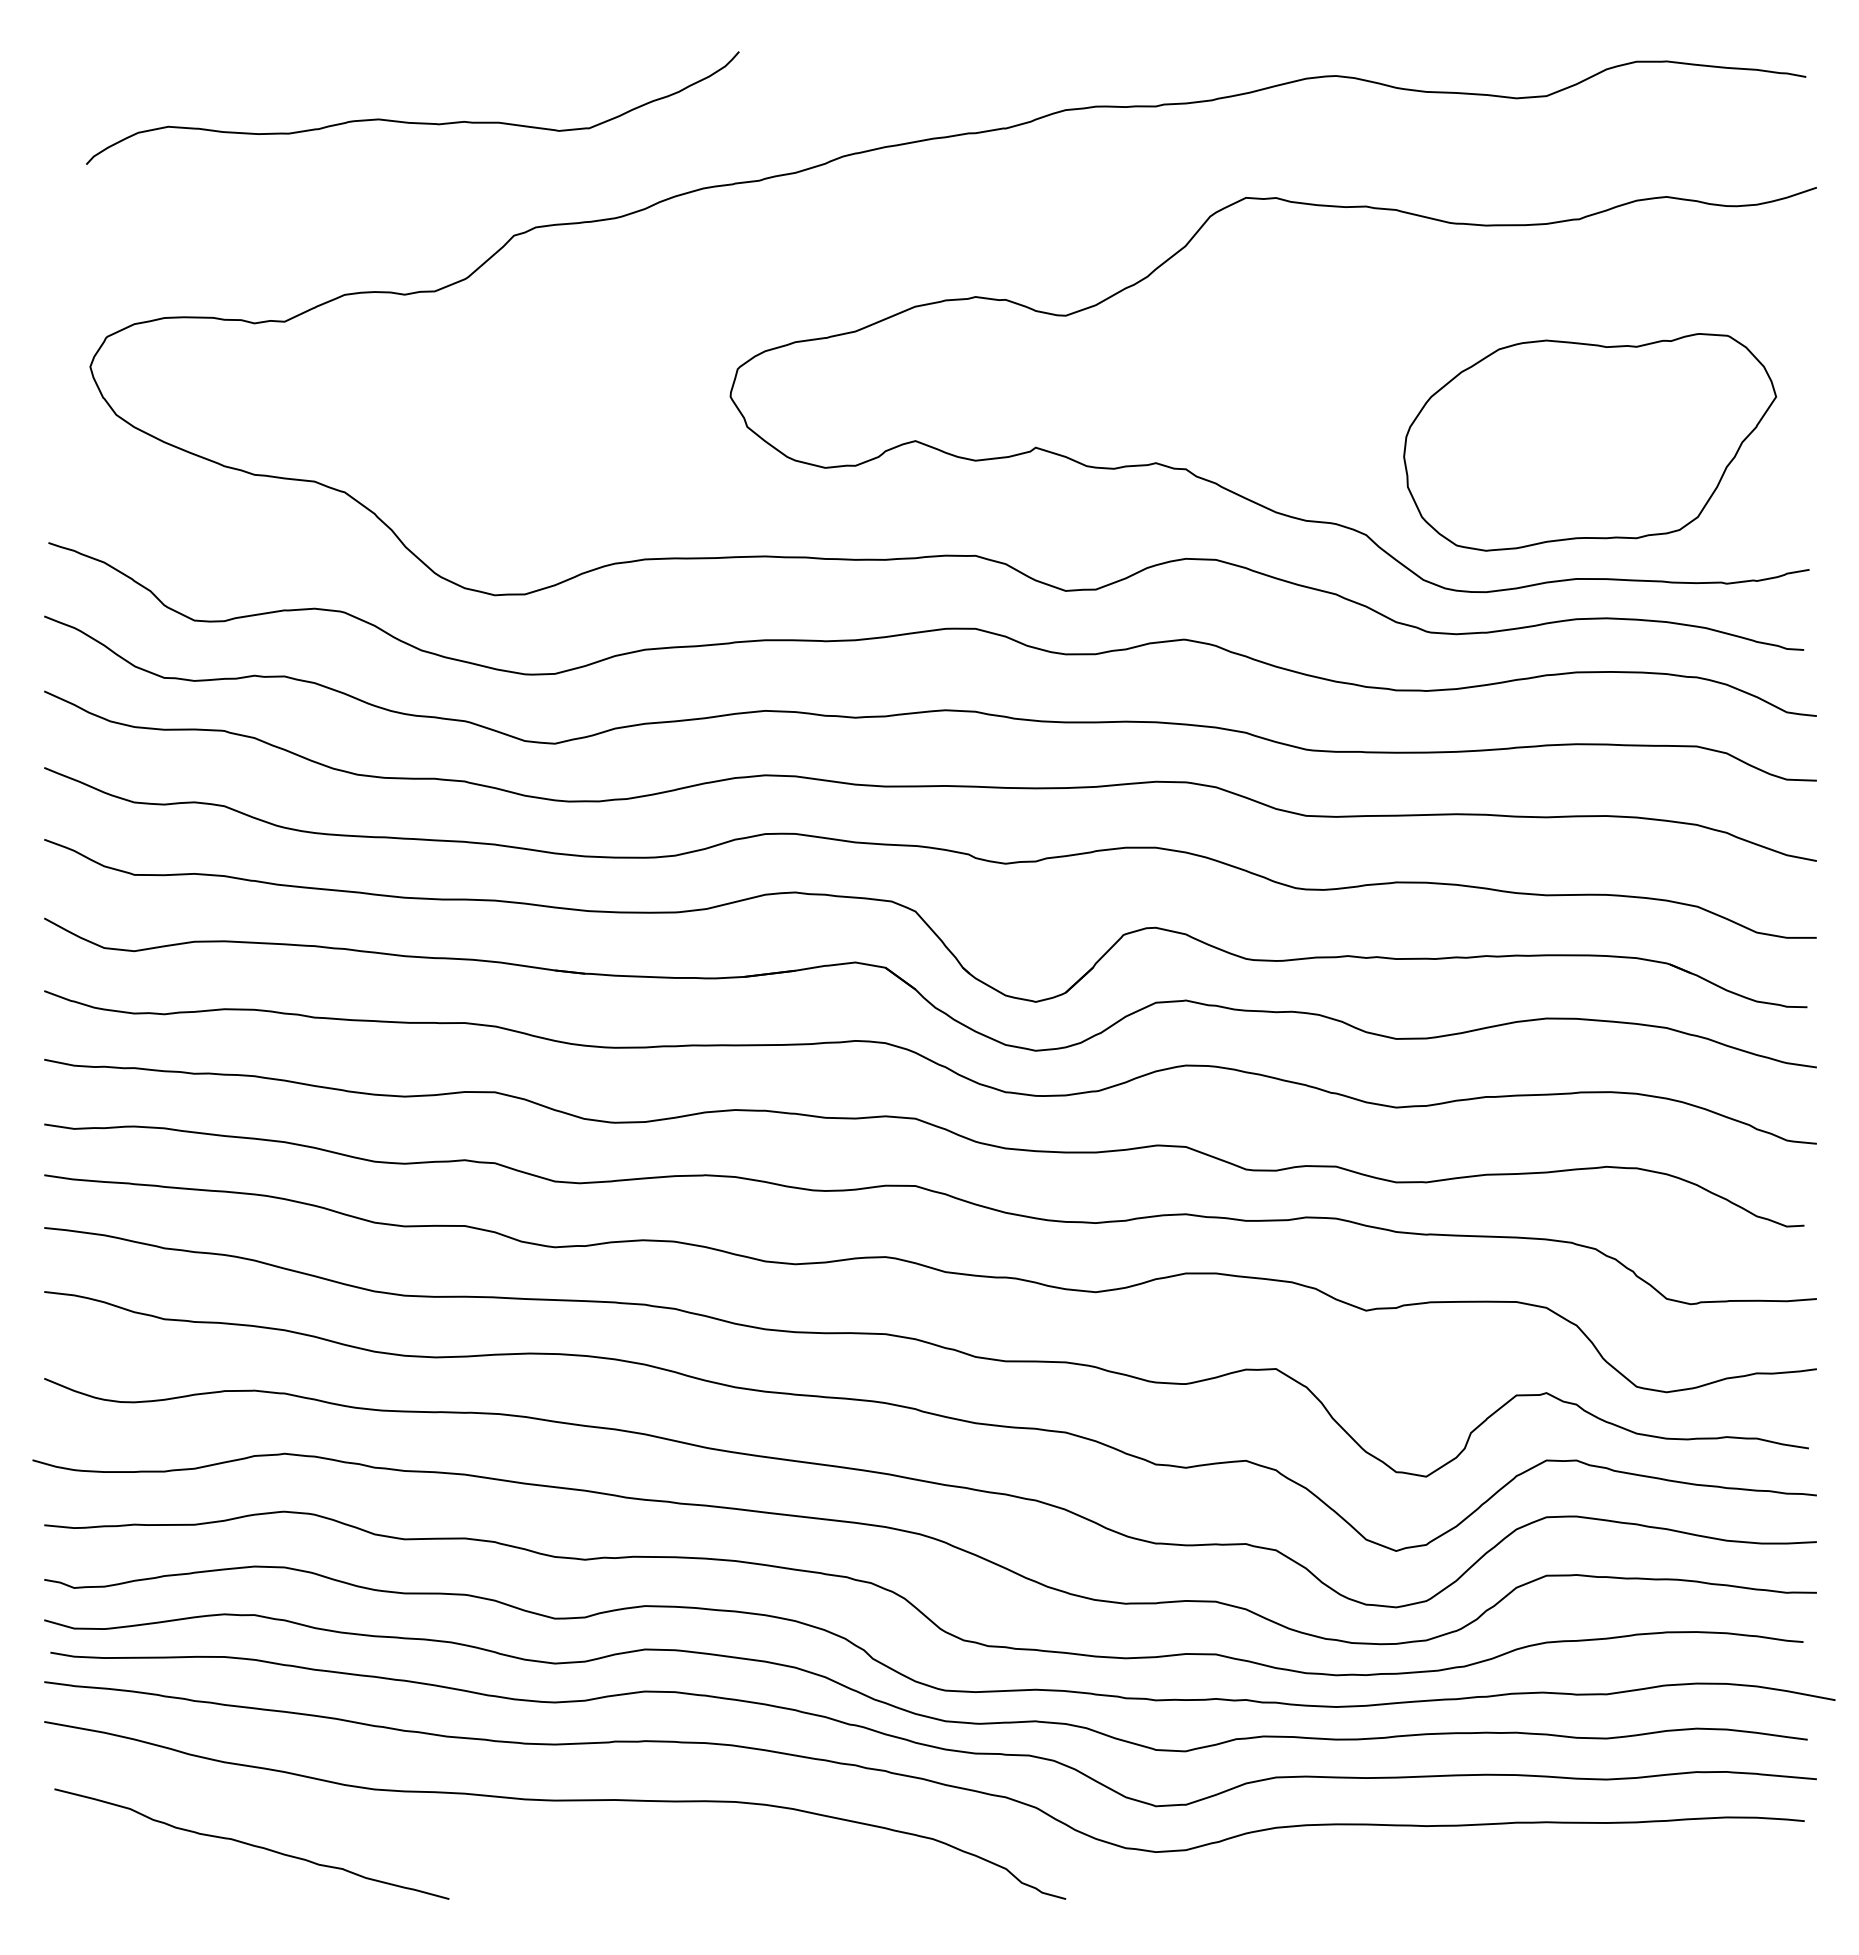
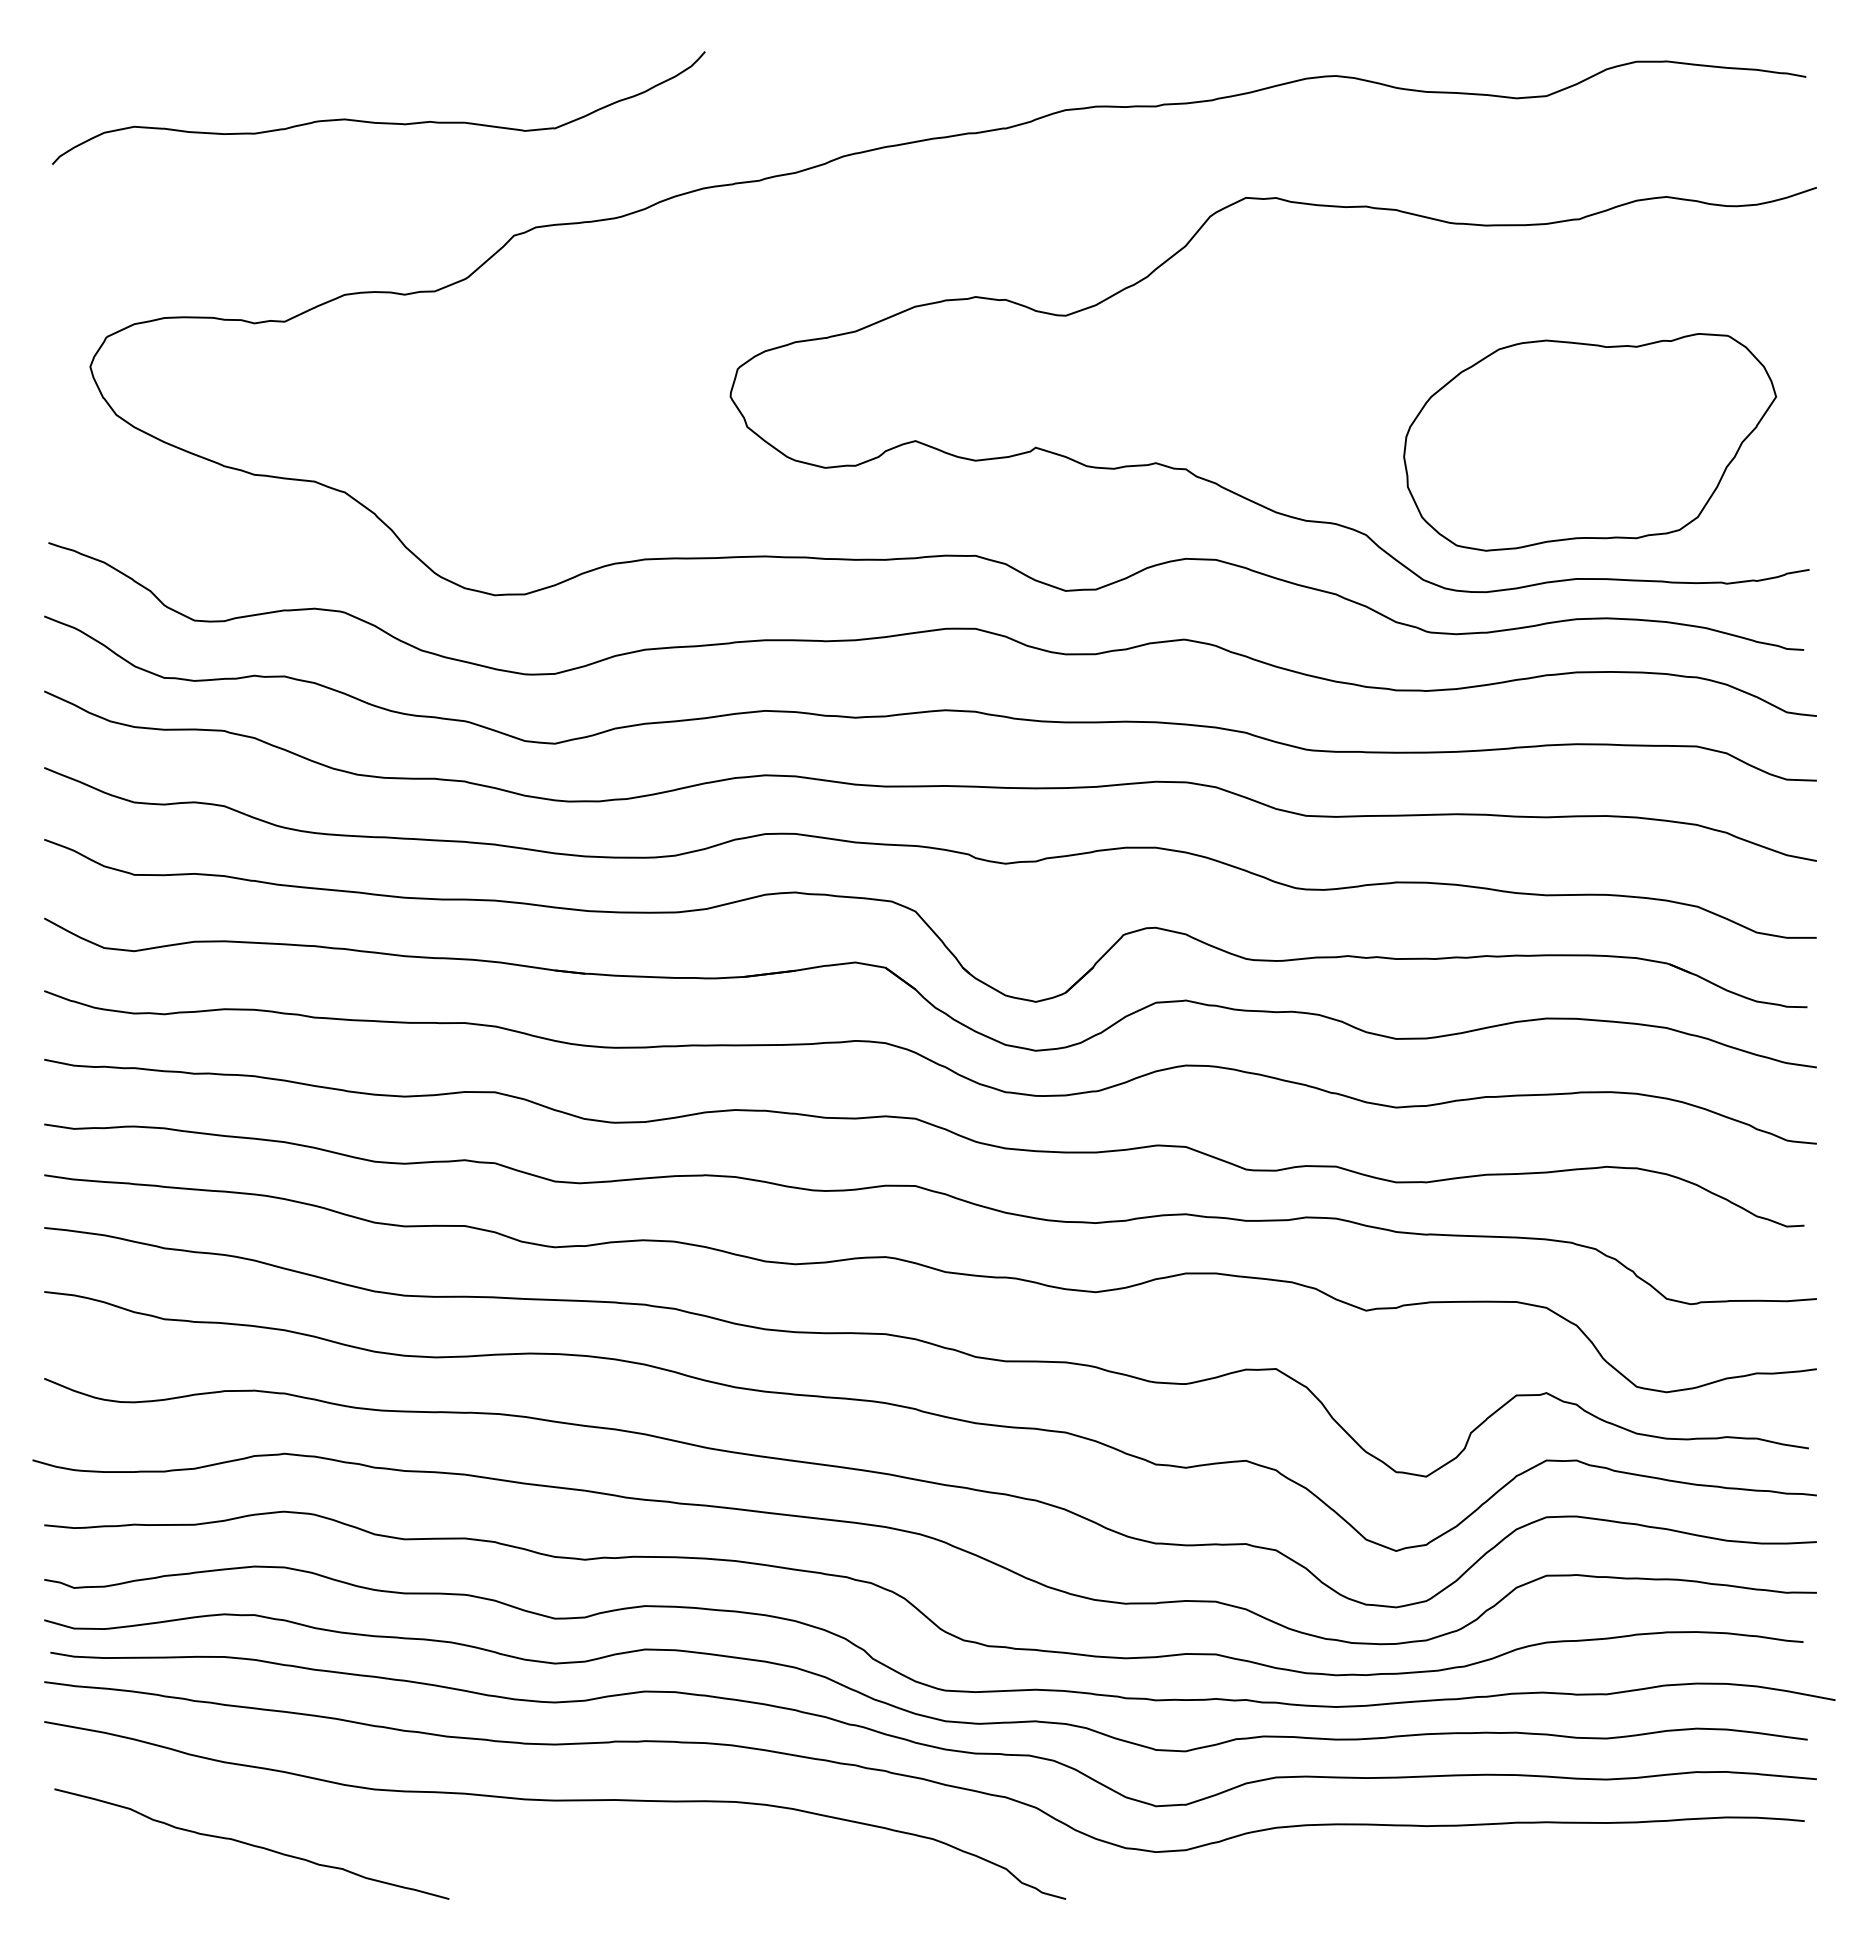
curve position: (408, 121) -> (374, 121) (374, 121)
